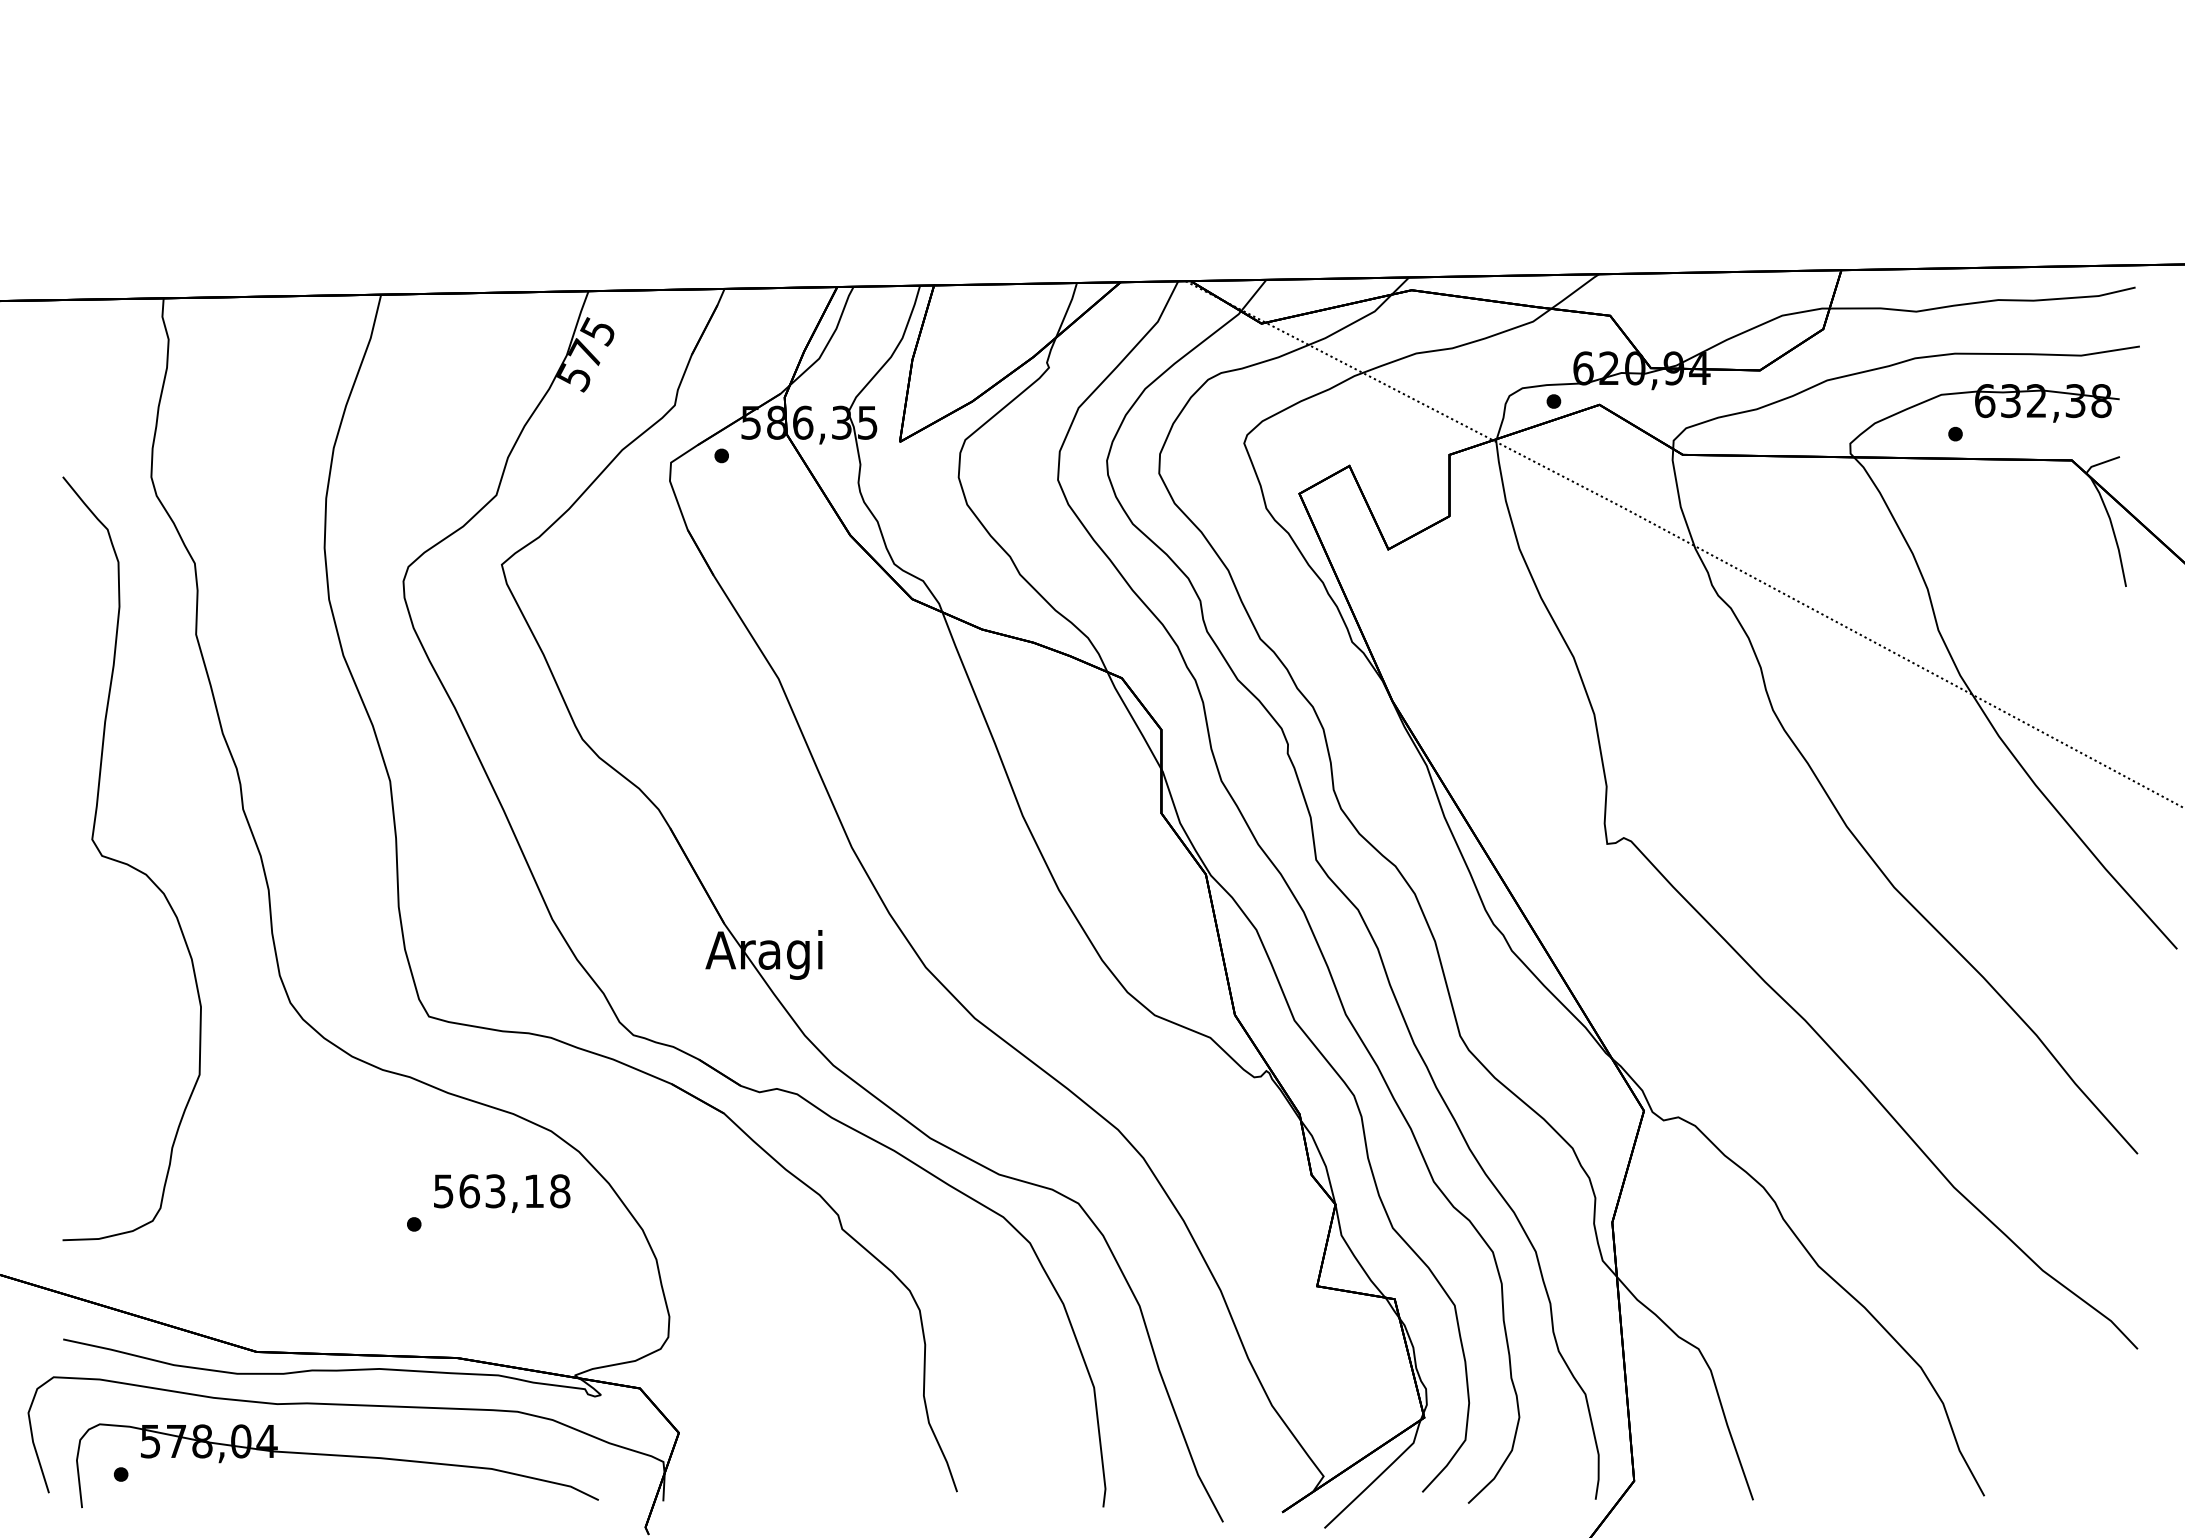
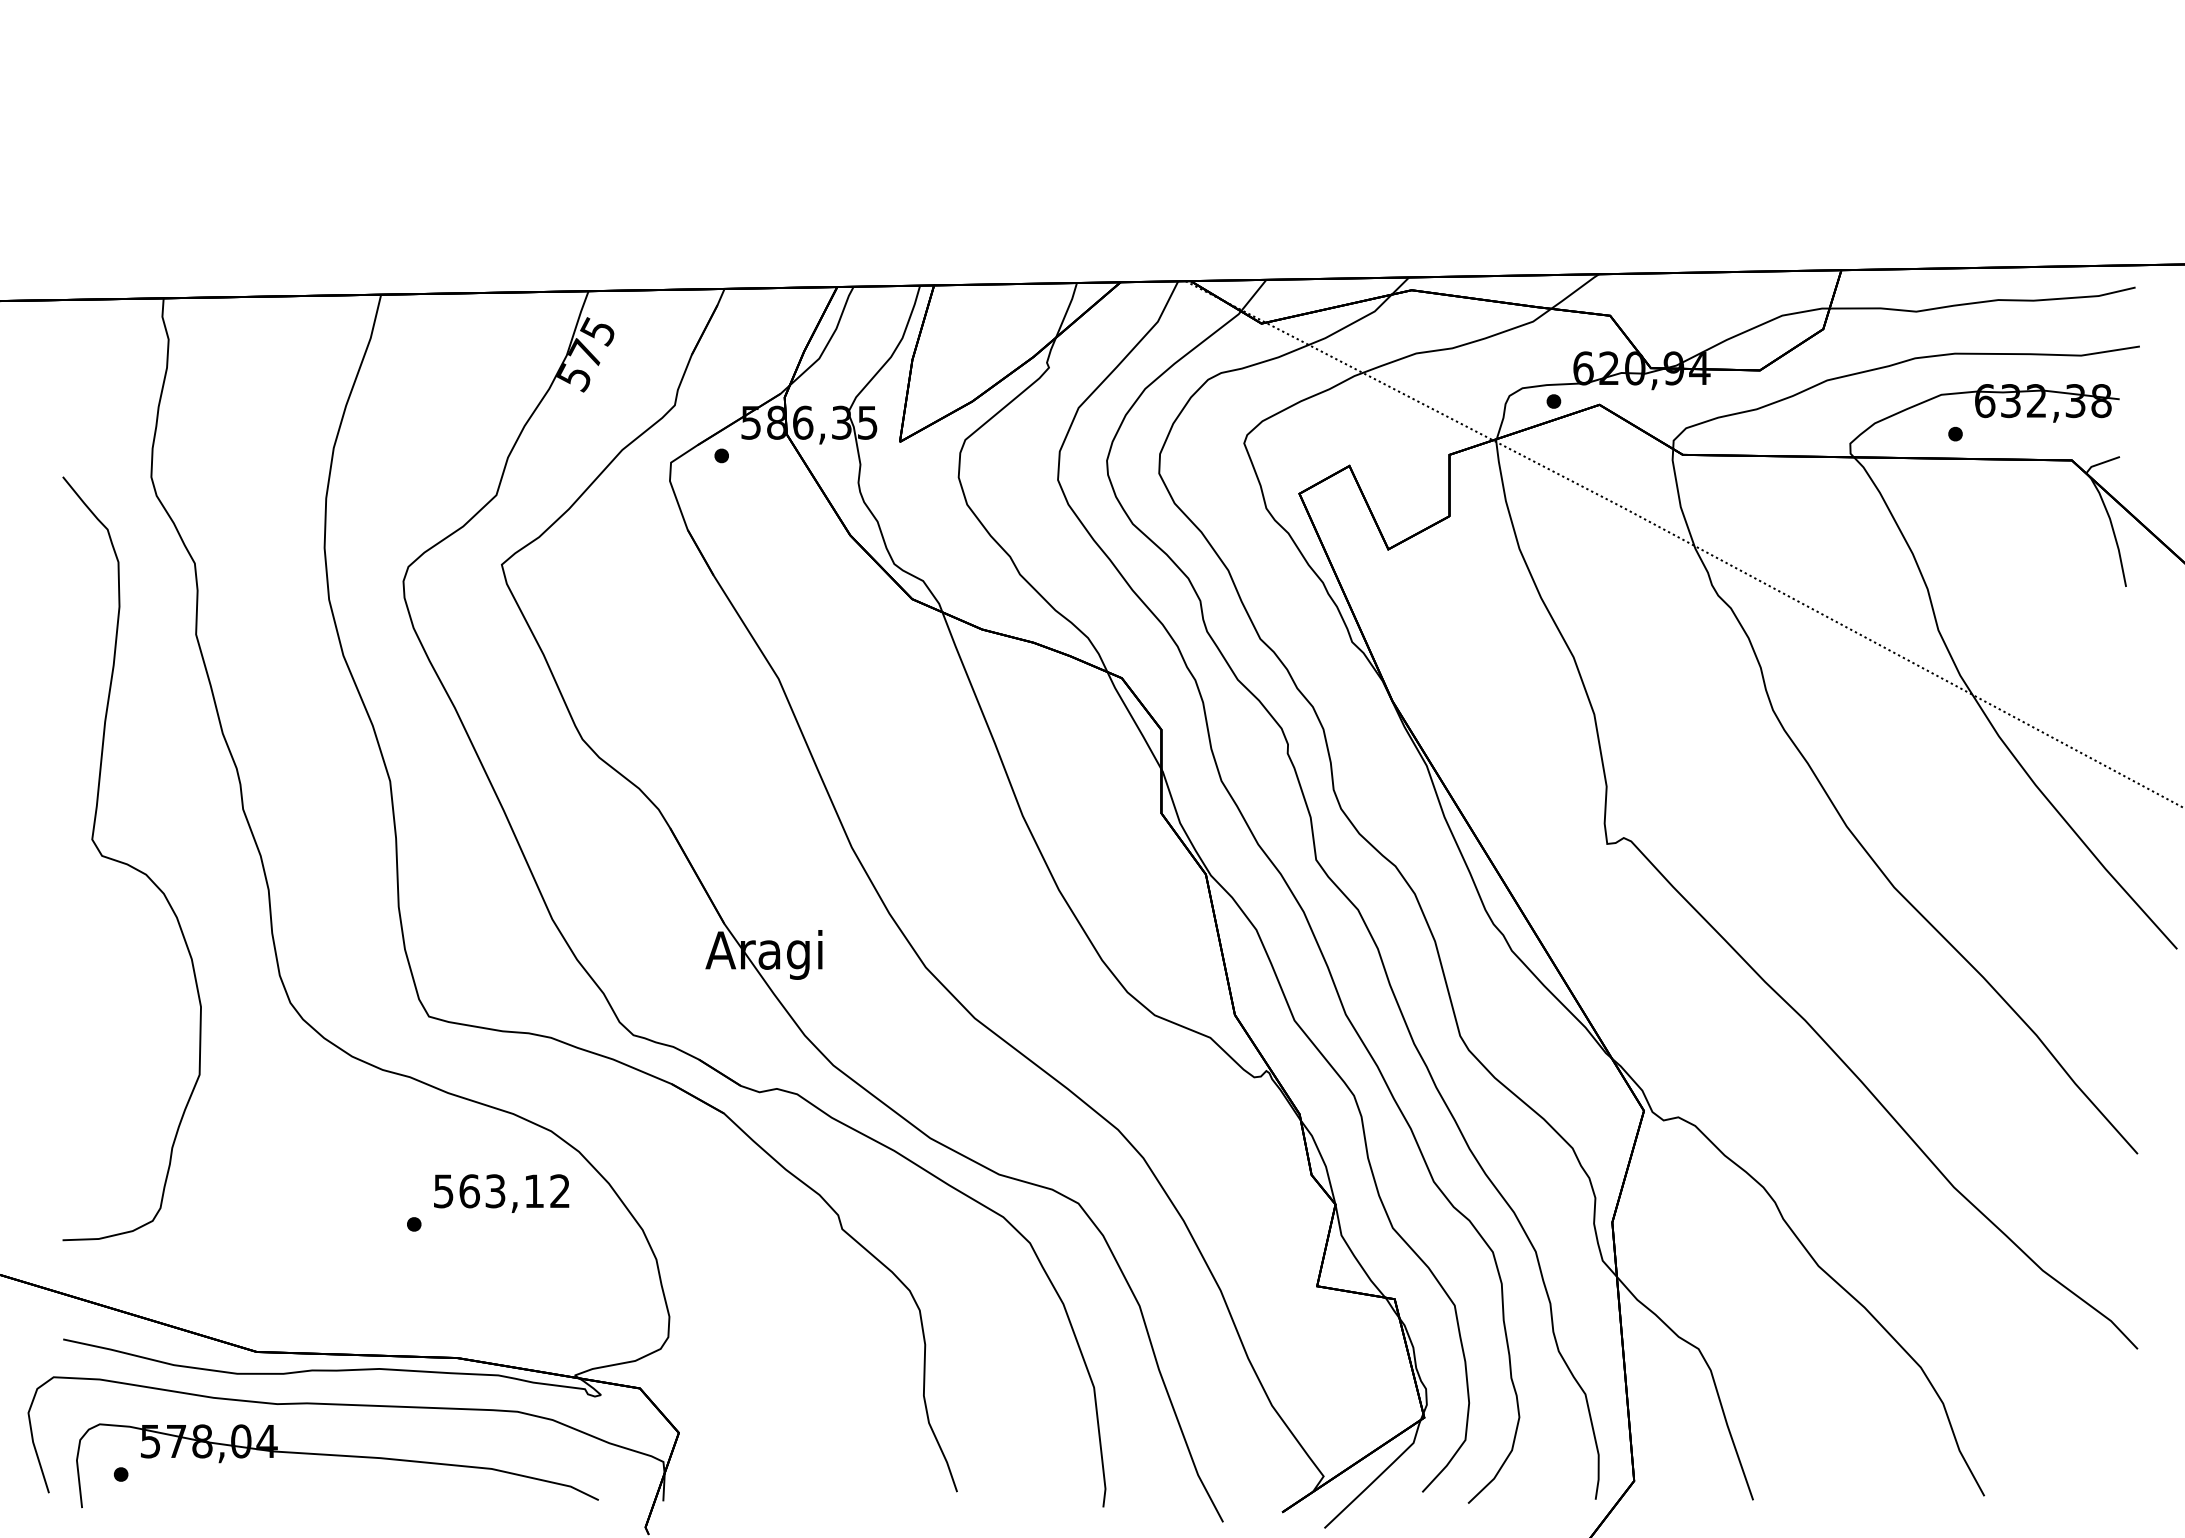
text: 563,18 -> 563,12 (560, 1191)
